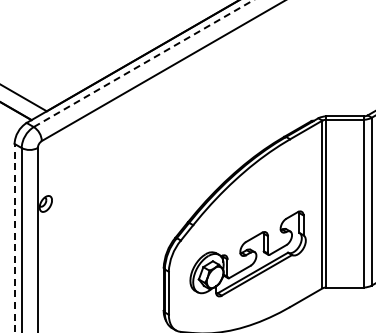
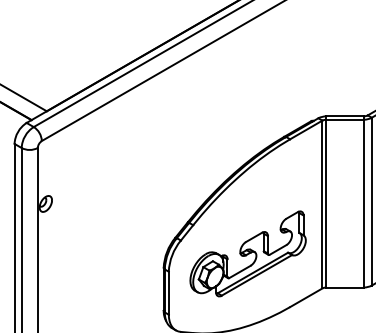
line: dashed -> solid (143, 63)
line: dashed -> solid (14, 237)
